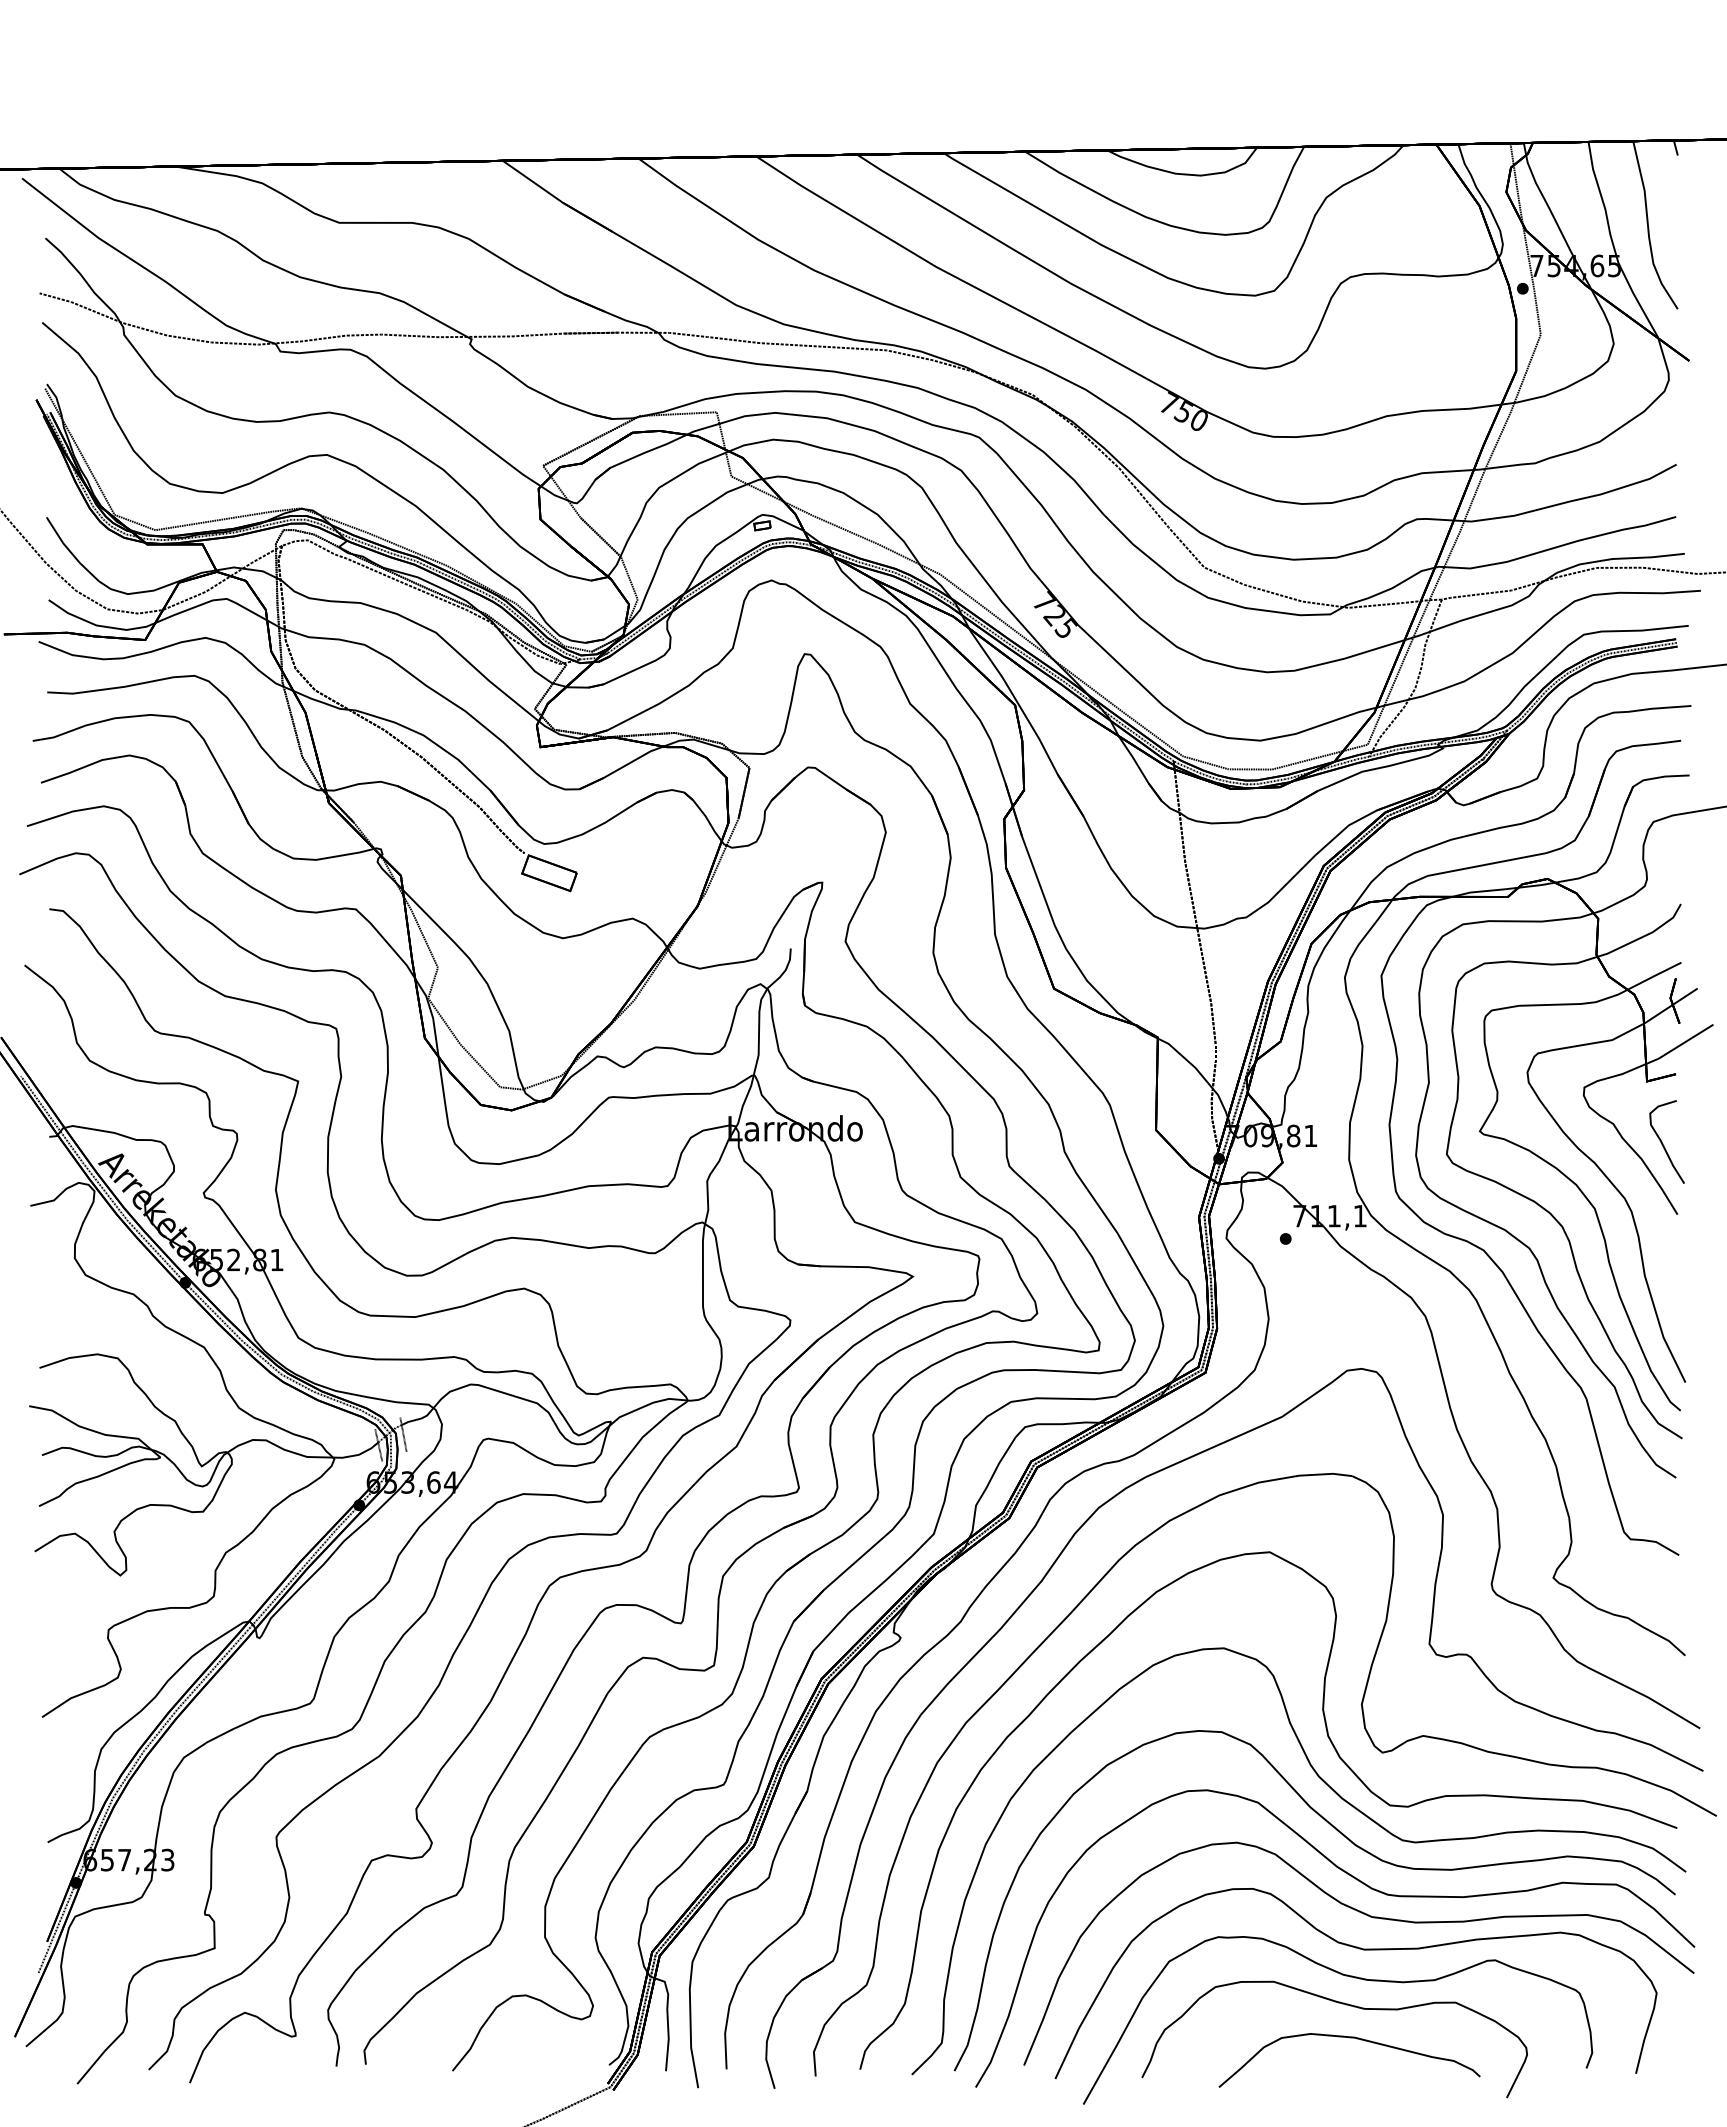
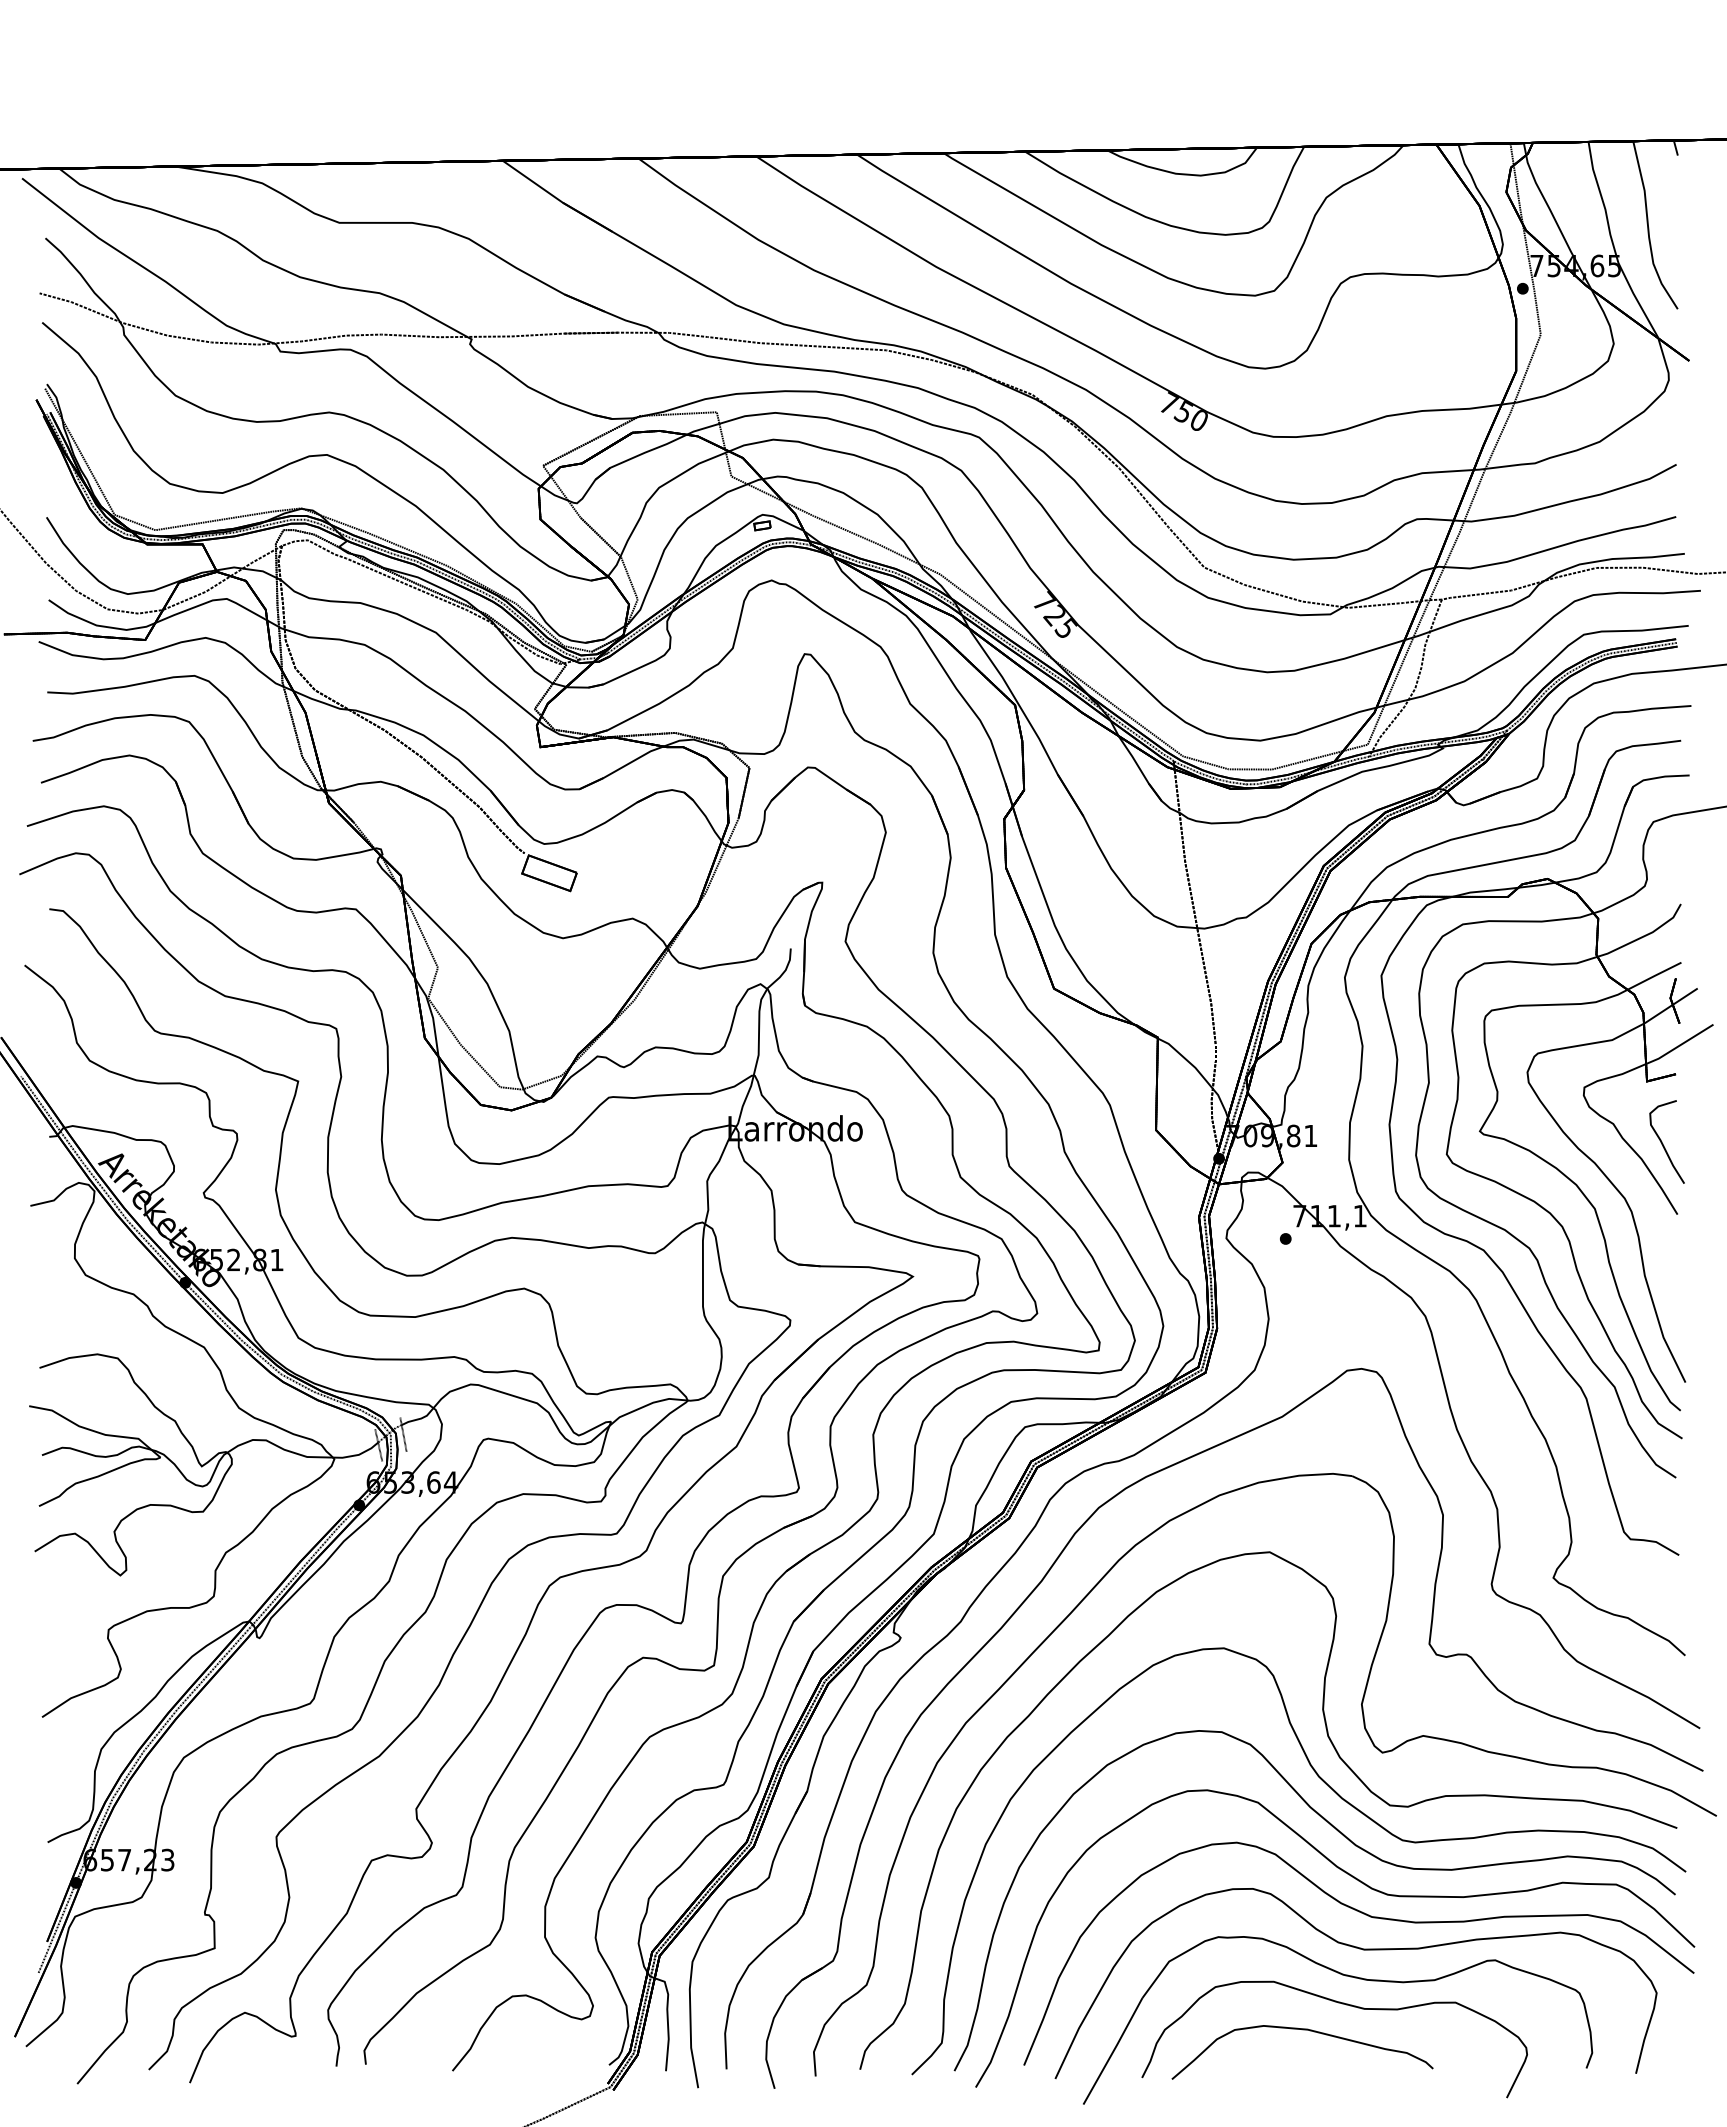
curve position: (1349, 2038) -> (1302, 2030) (1302, 2030)
